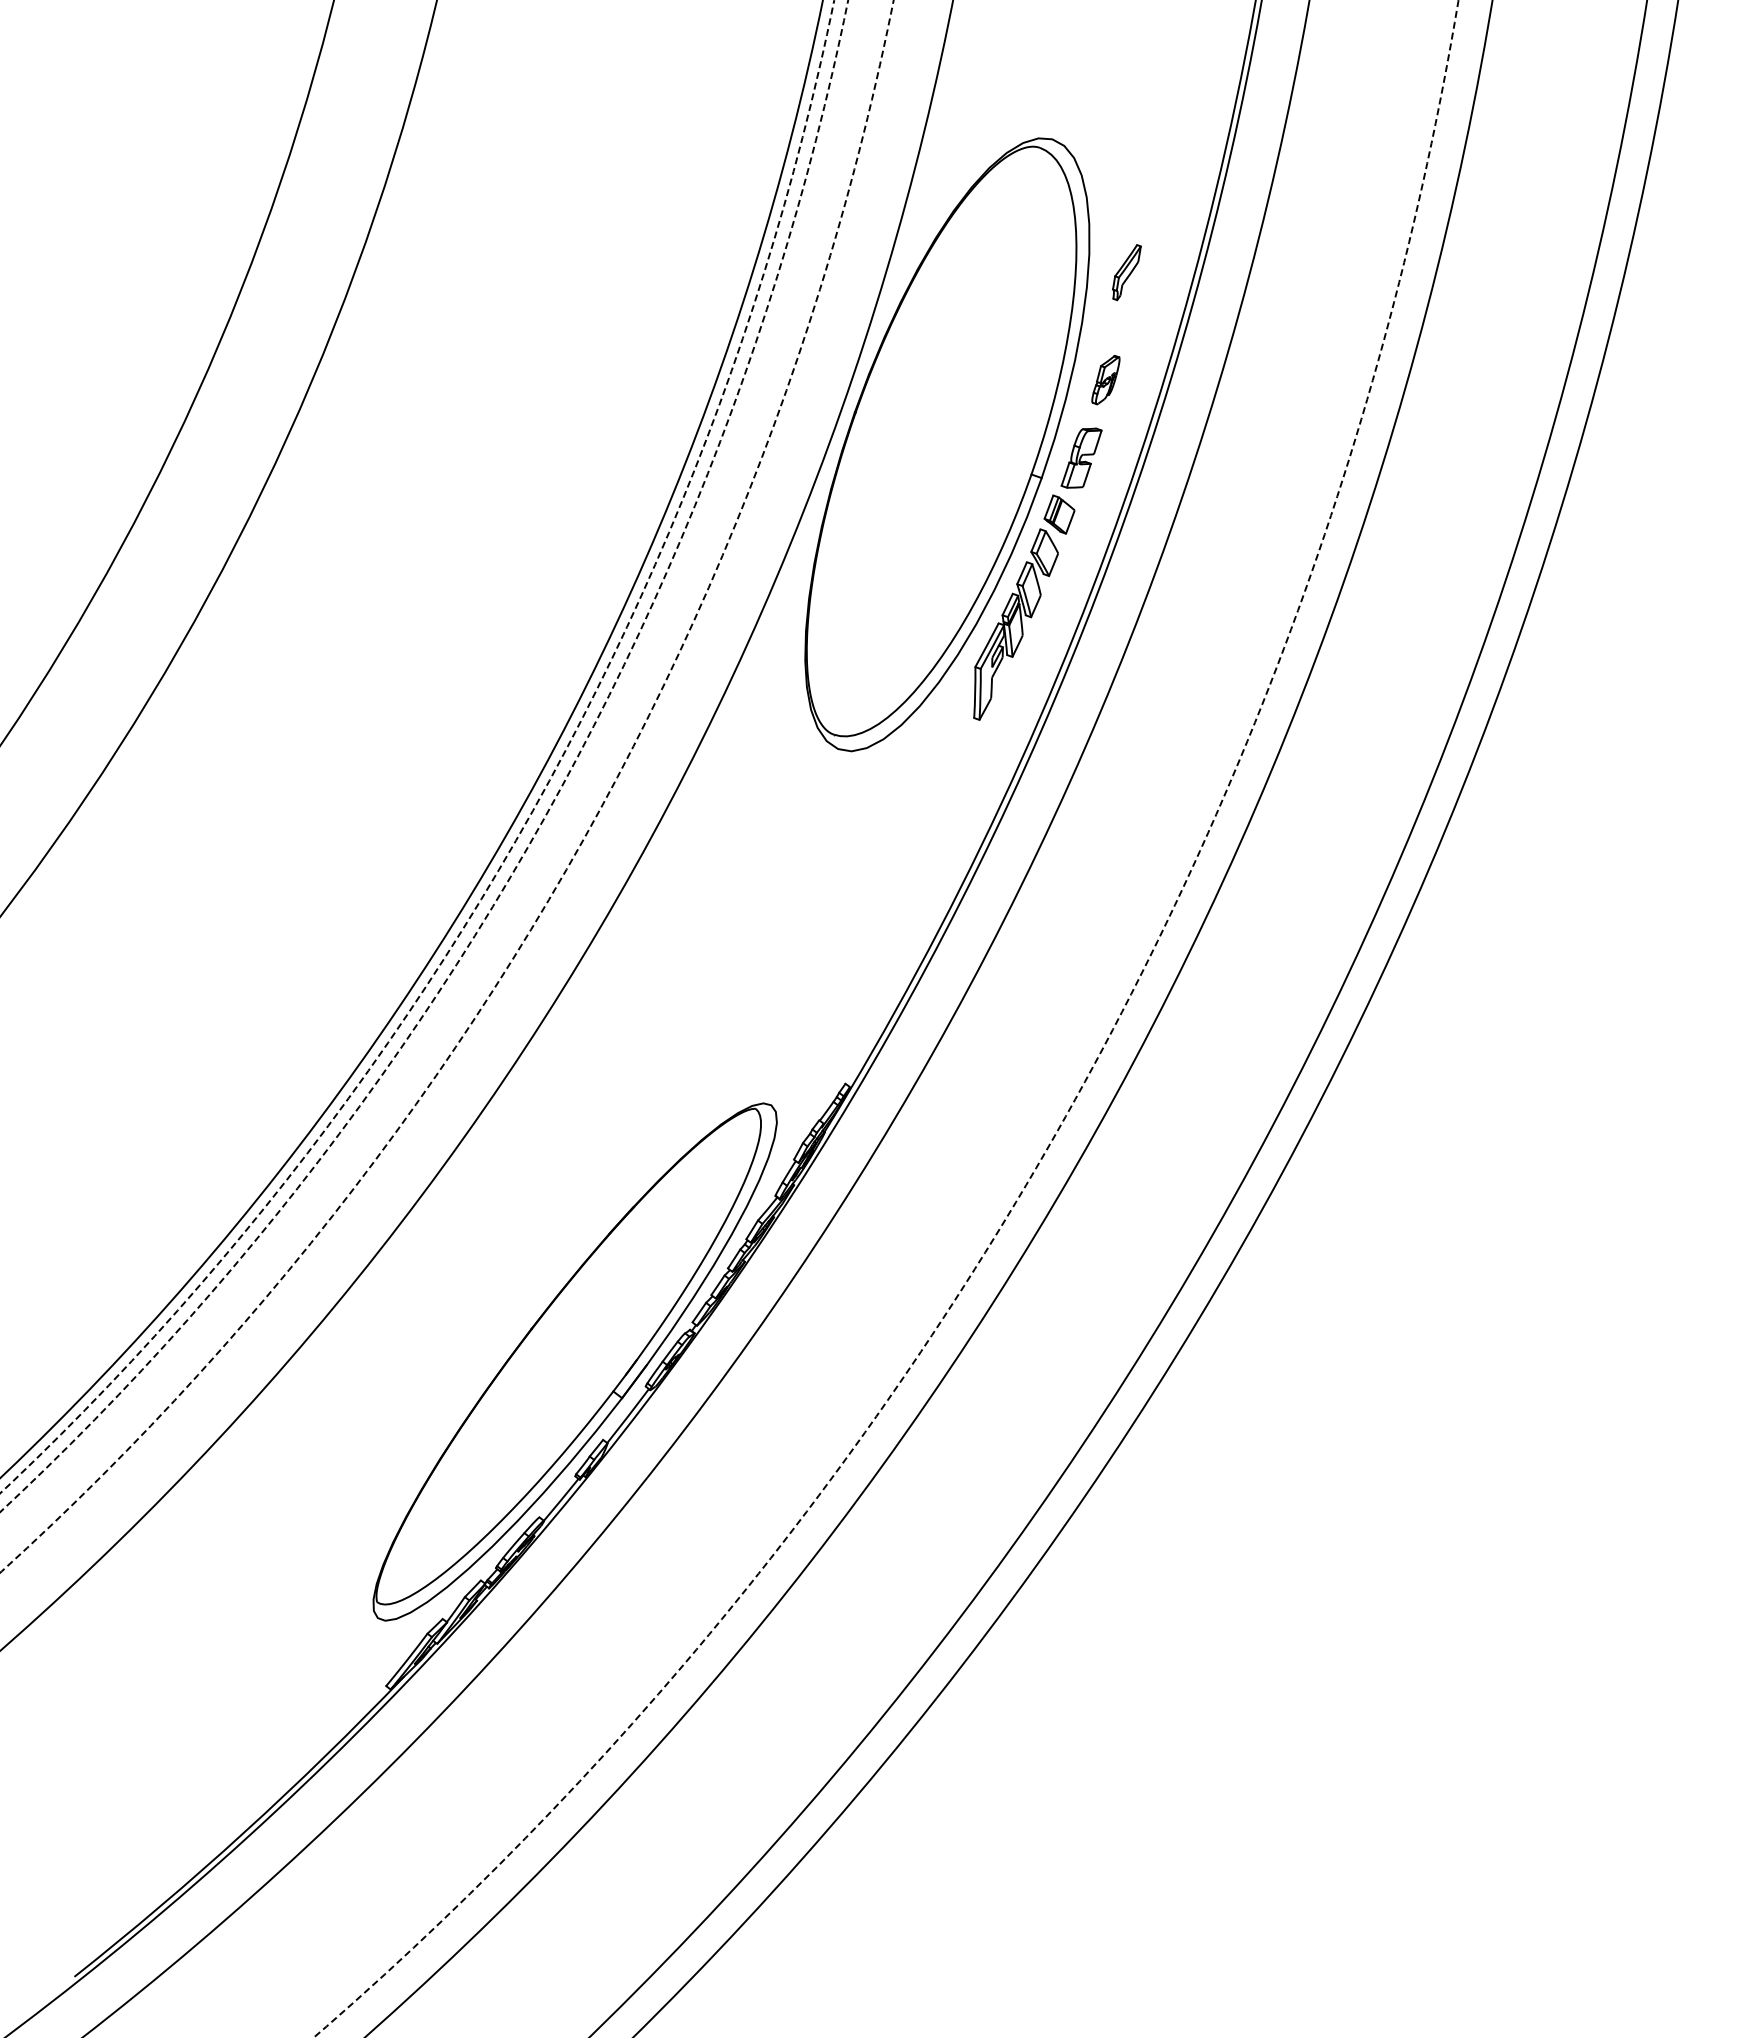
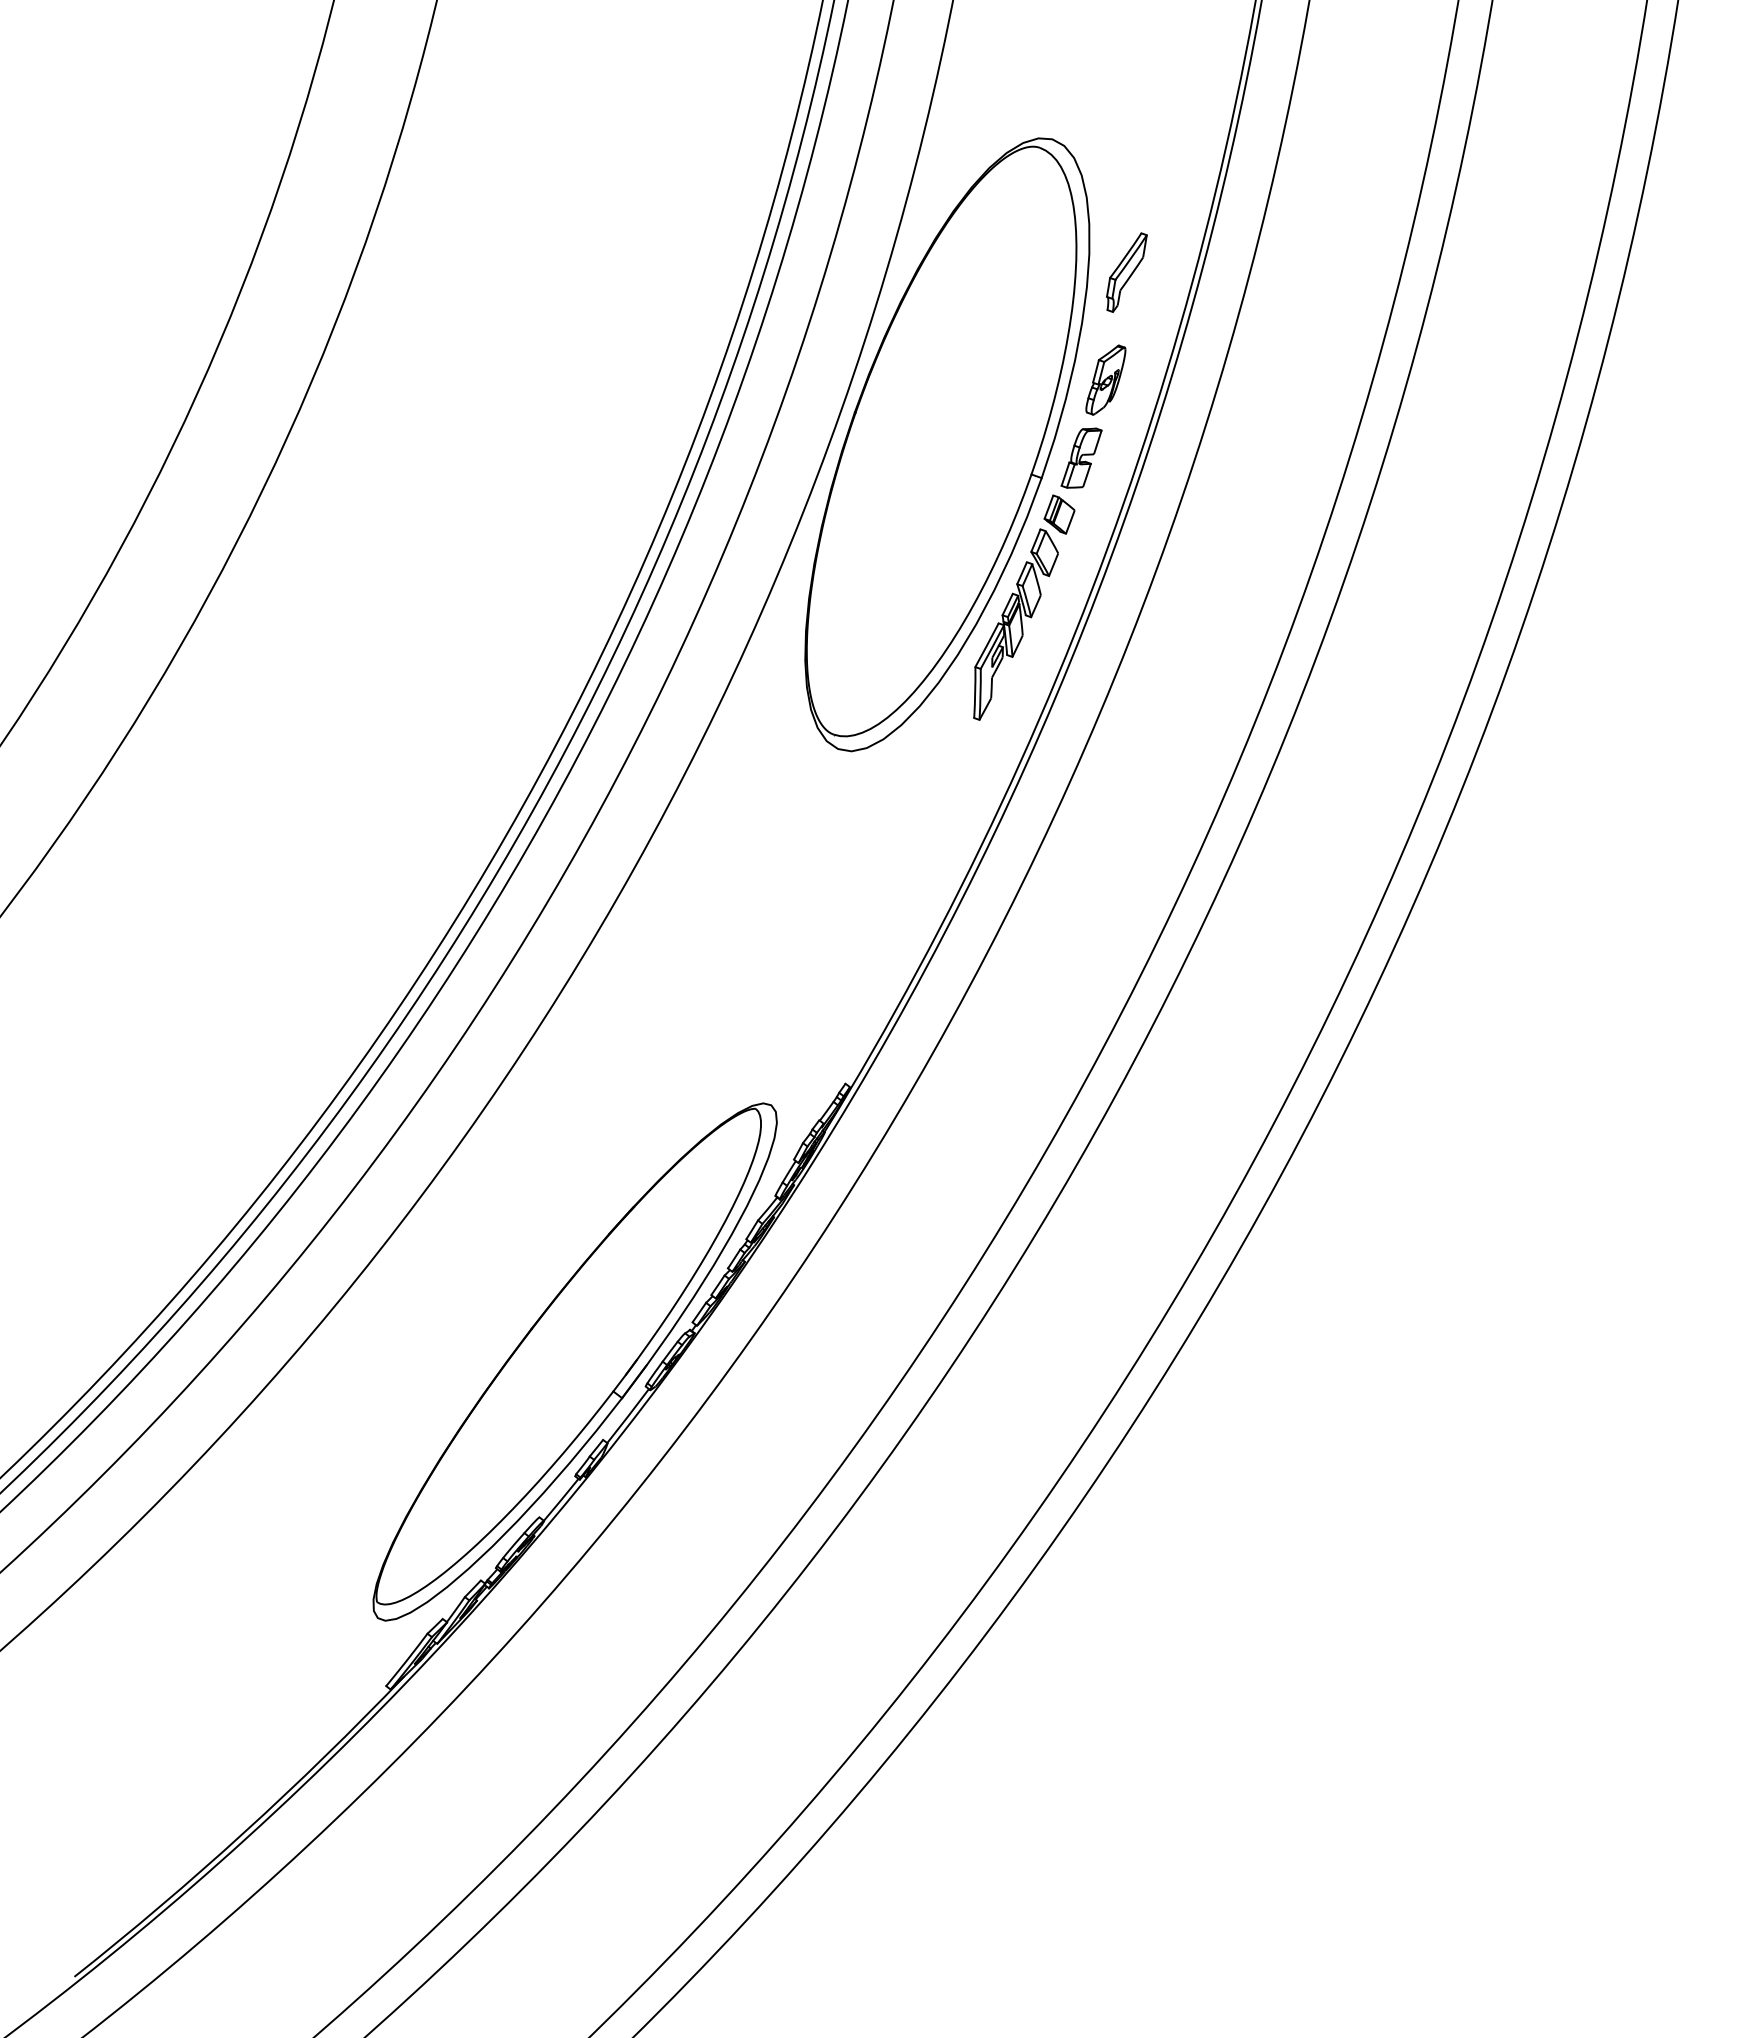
part size: 30x58 px -> 42x81 px (1126, 272)
part size: 30x51 px -> 42x72 px (1105, 379)
circle: dashed -> solid (417, 746)
circle: dashed -> solid (424, 755)
circle: dashed -> solid (446, 786)
arc: dashed -> solid (1062, 1122)
